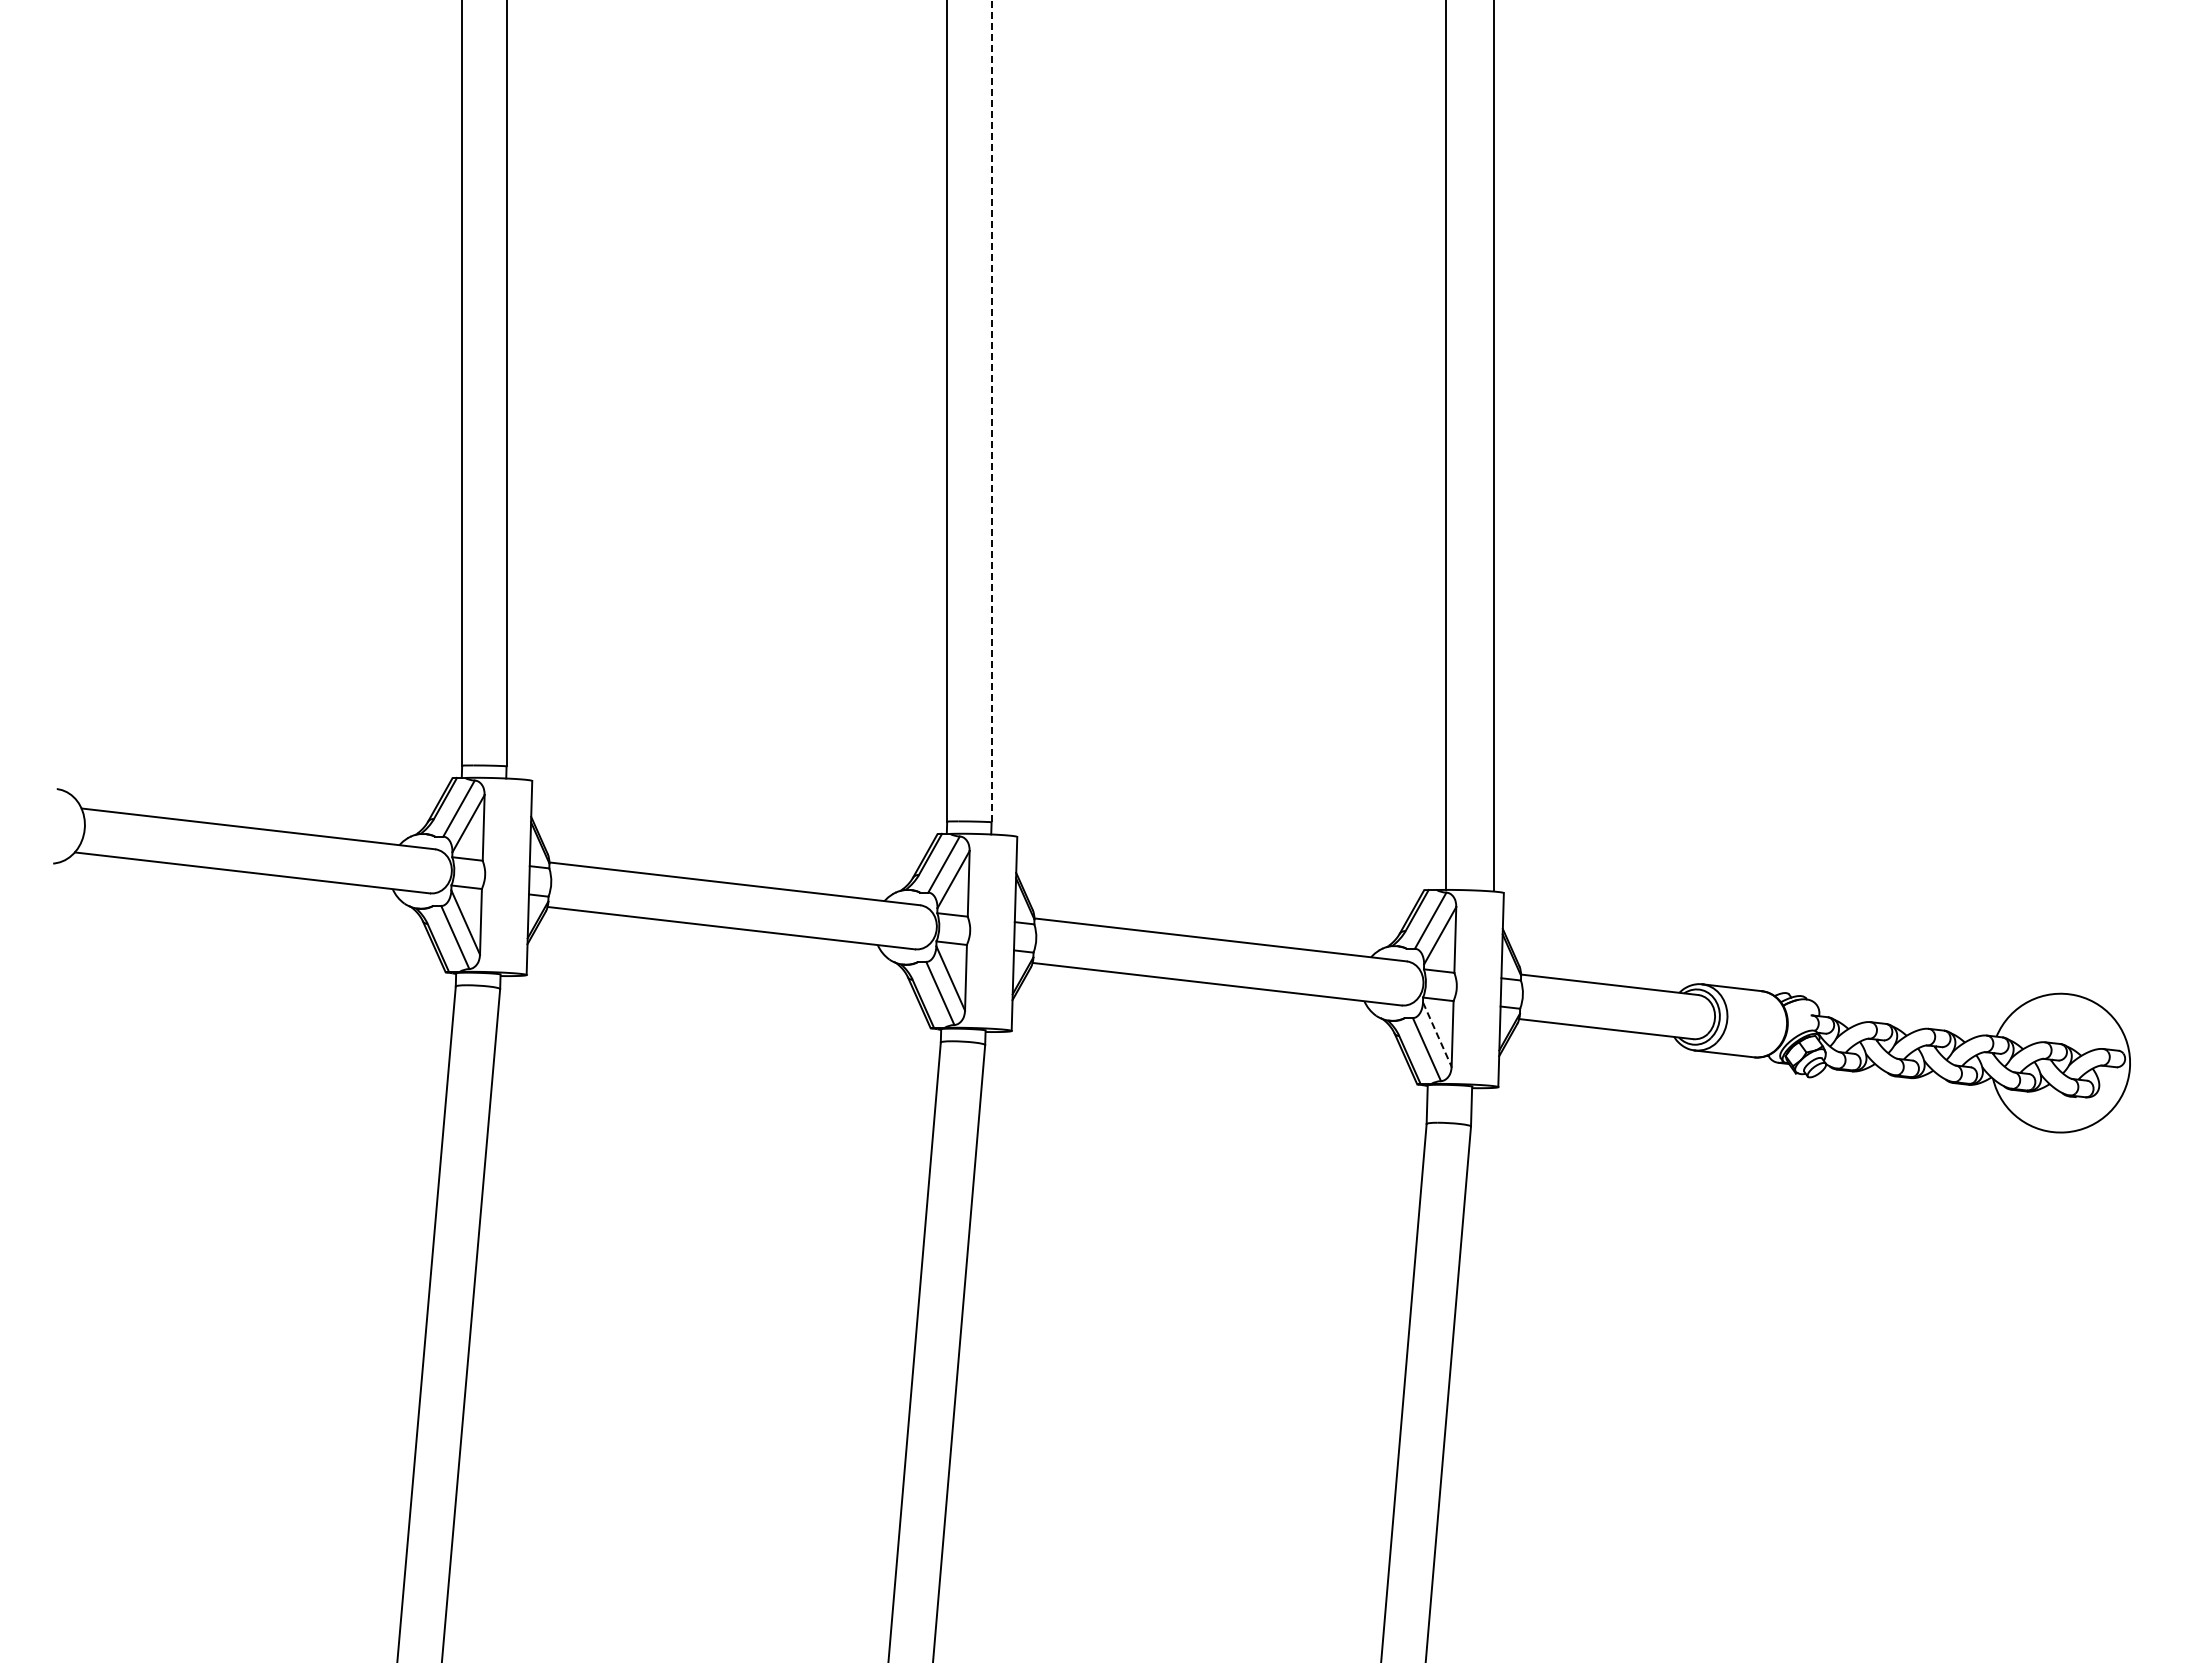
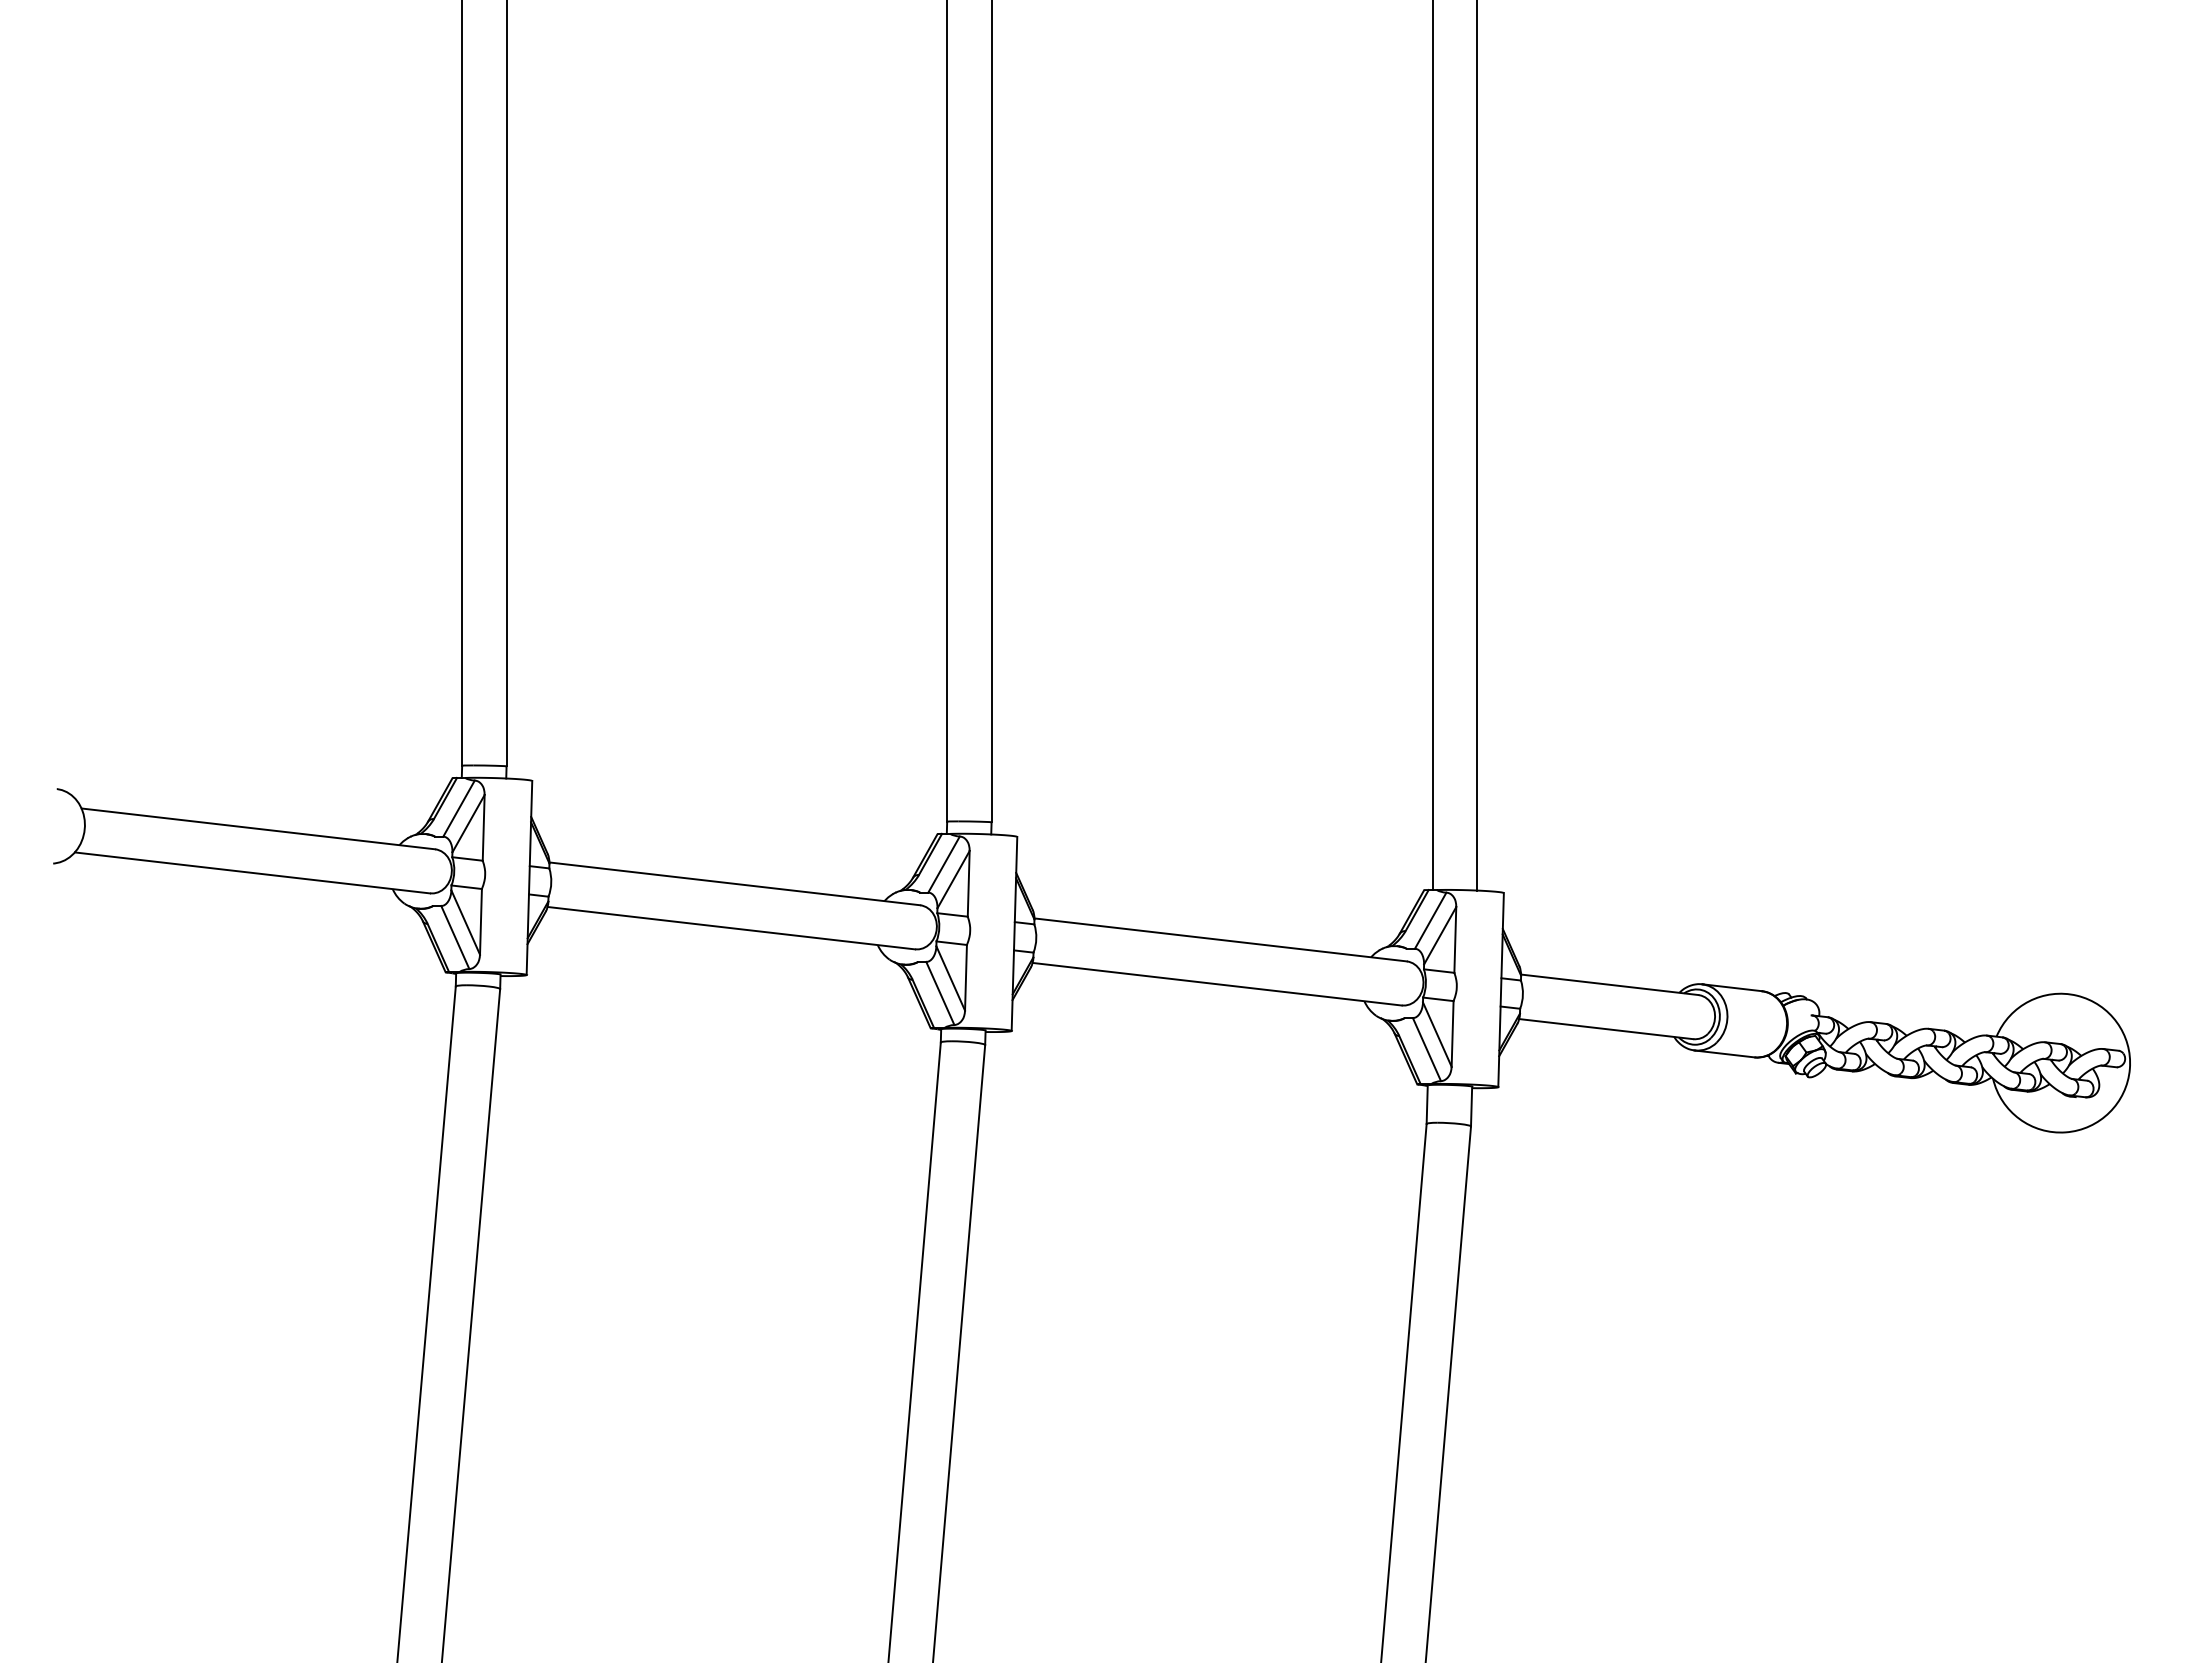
line: dashed -> solid (991, 411)
line position: (1446, 446) -> (1433, 446) (1433, 446)
line position: (1494, 446) -> (1477, 446) (1477, 446)
line: dashed -> solid (1437, 1035)
